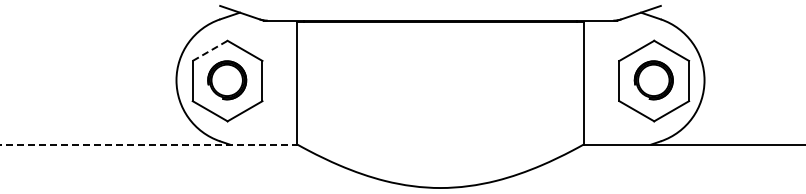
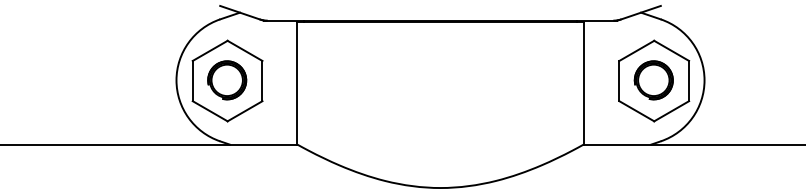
line: dashed -> solid (210, 50)
line: dashed -> solid (149, 144)
